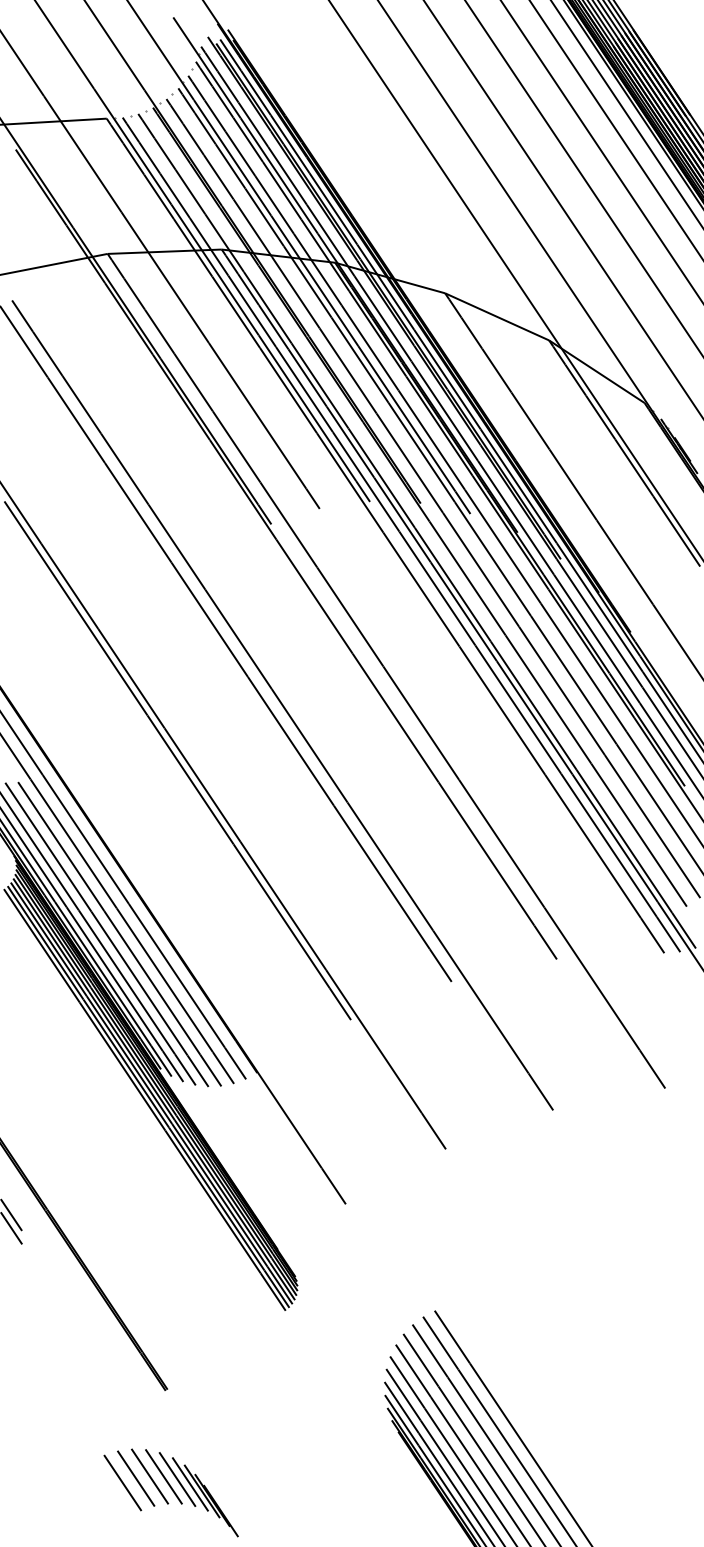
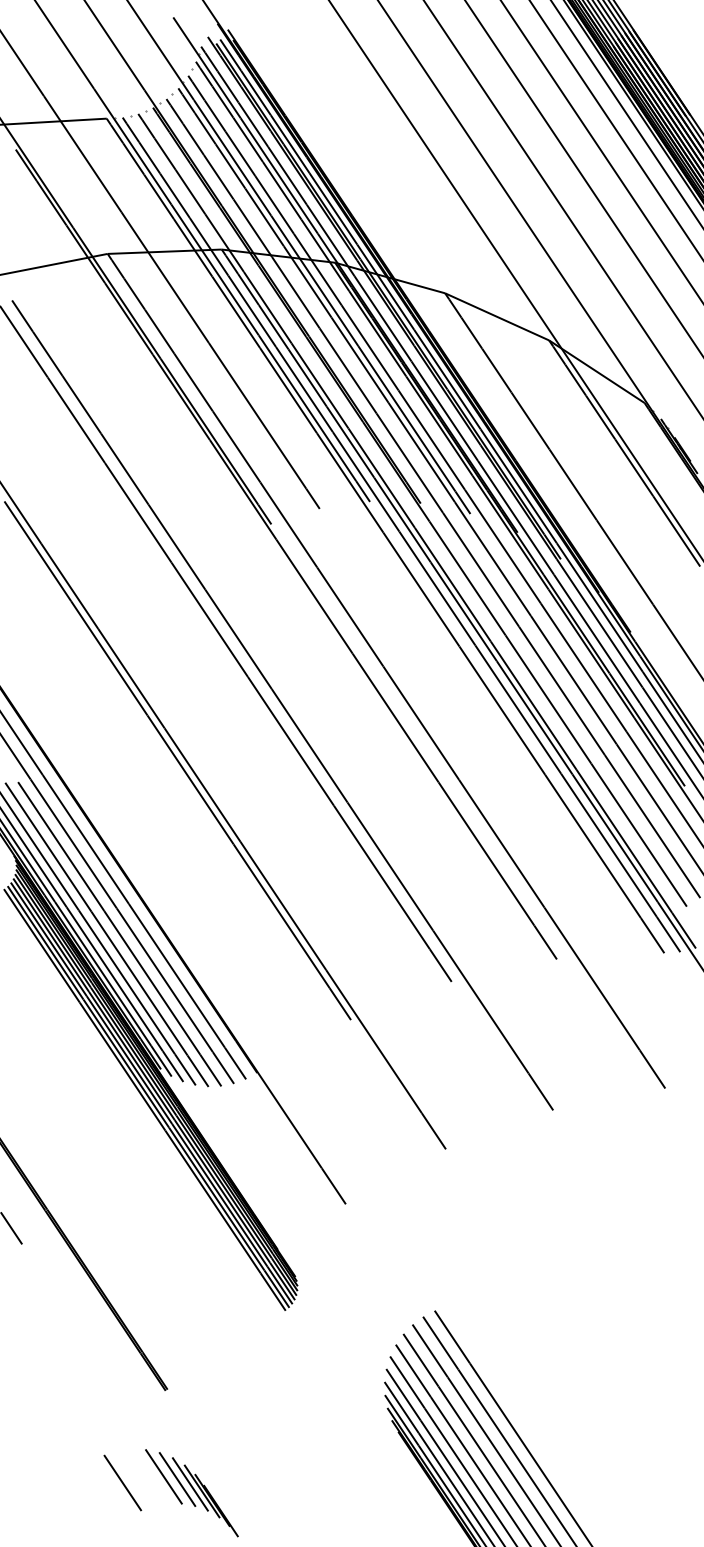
line: present -> none (12, 1215)
line: present -> none (149, 1476)
line: present -> none (135, 1478)
